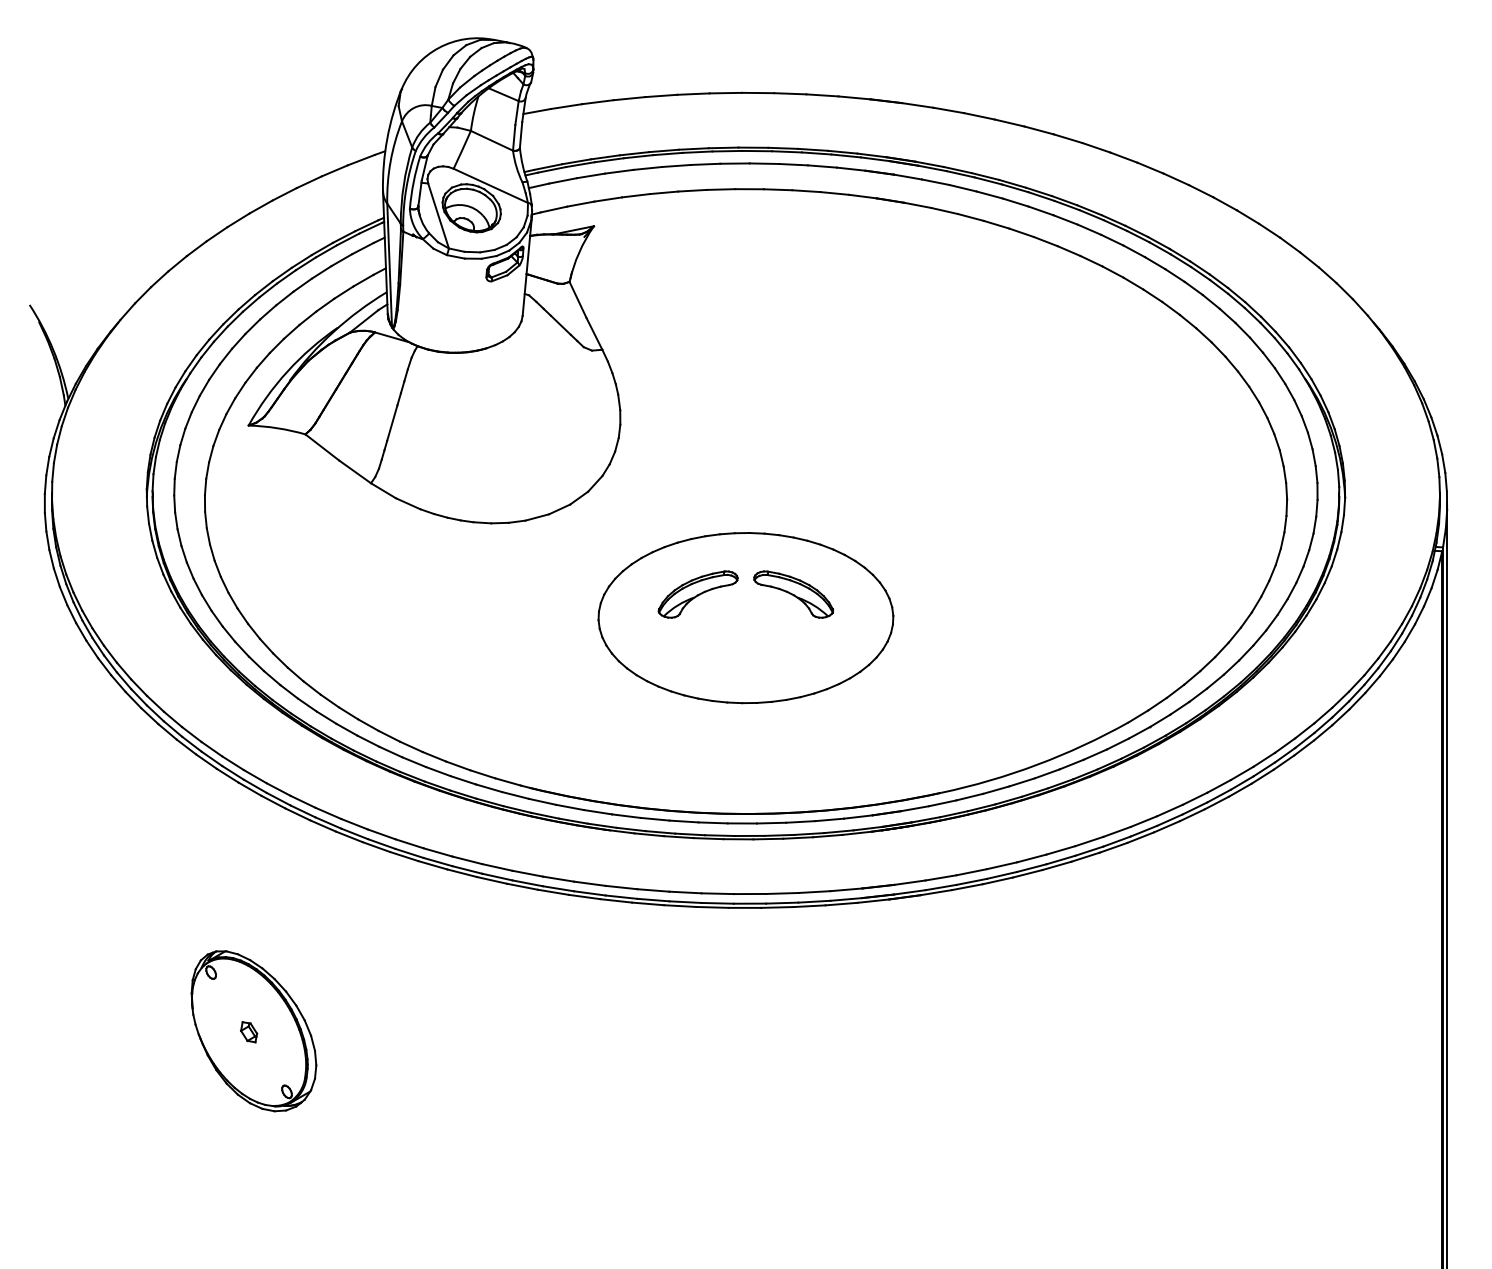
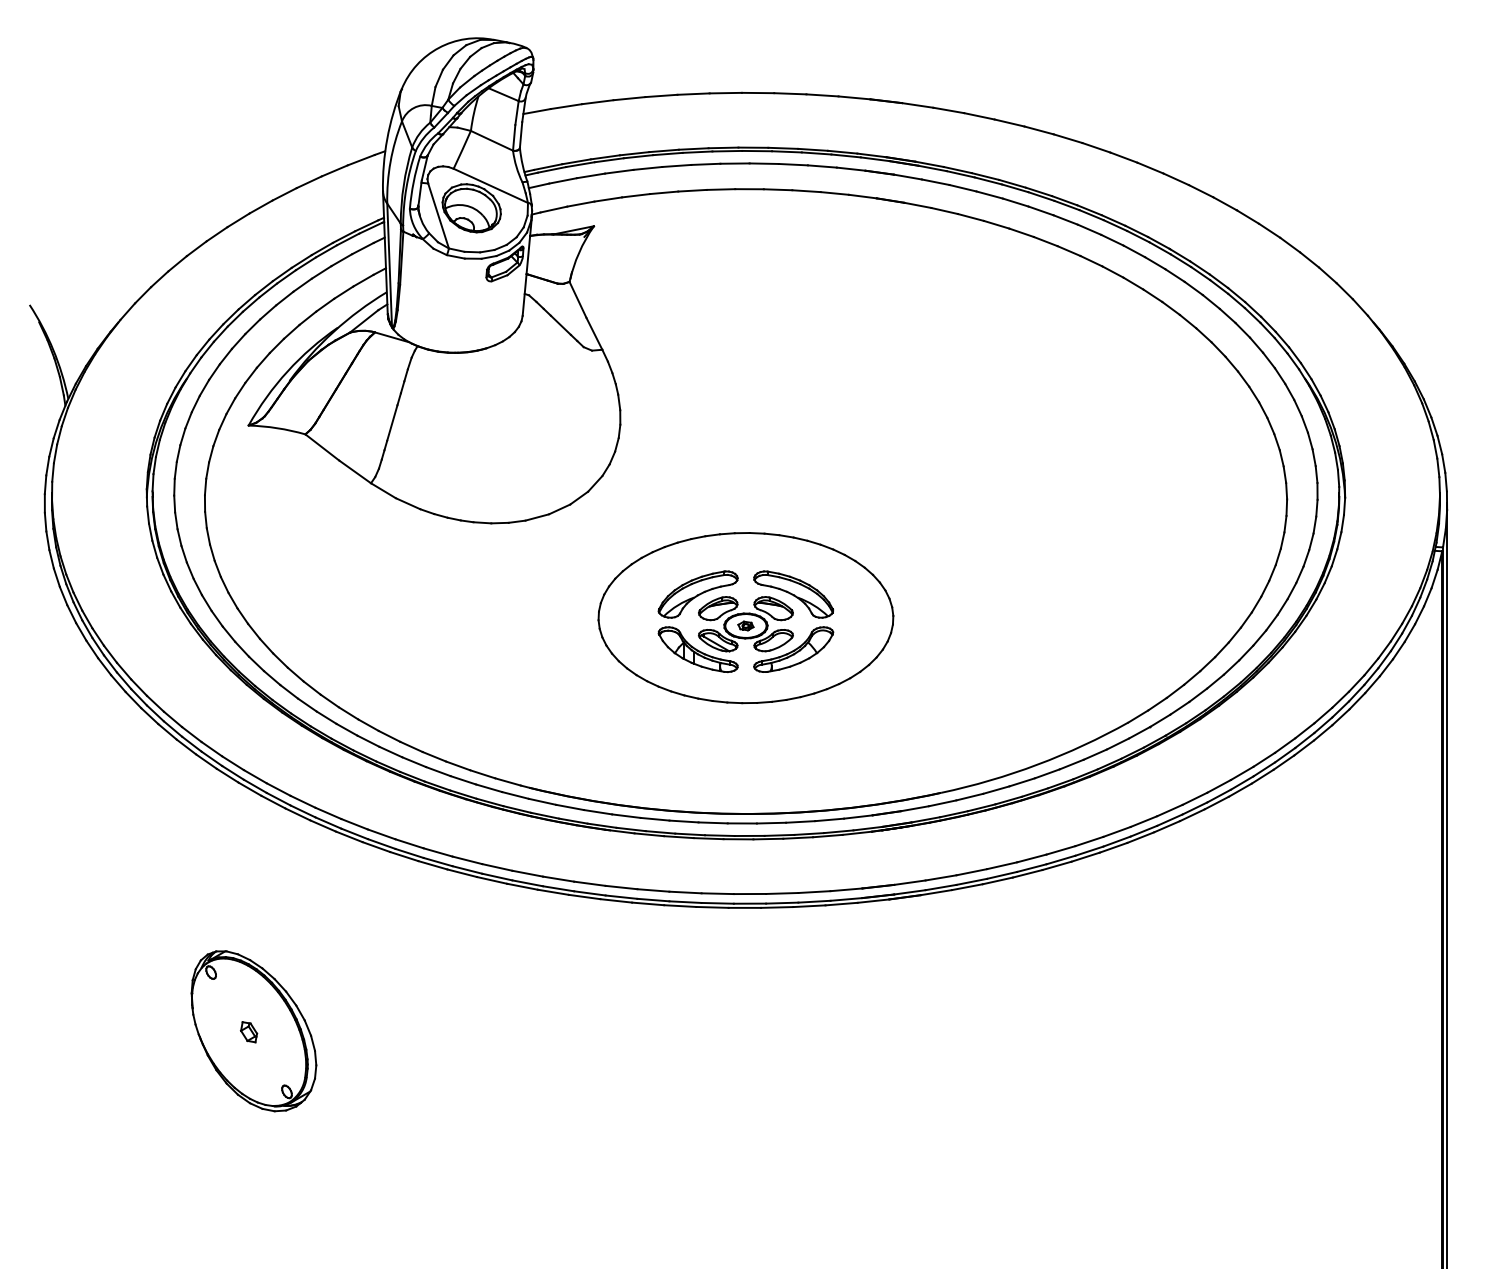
part: none -> present (745, 634)
